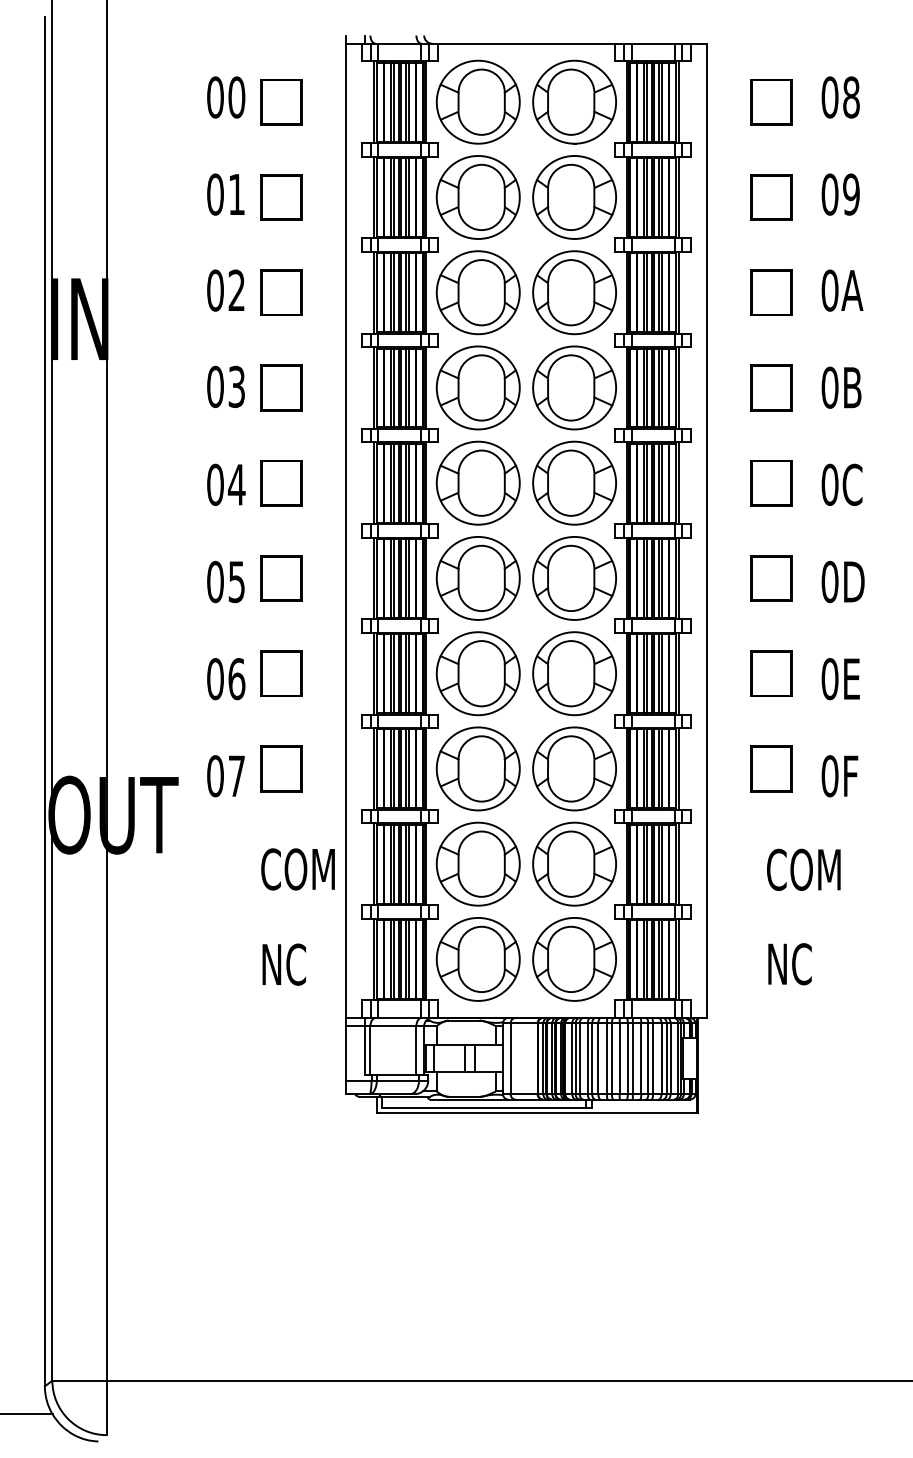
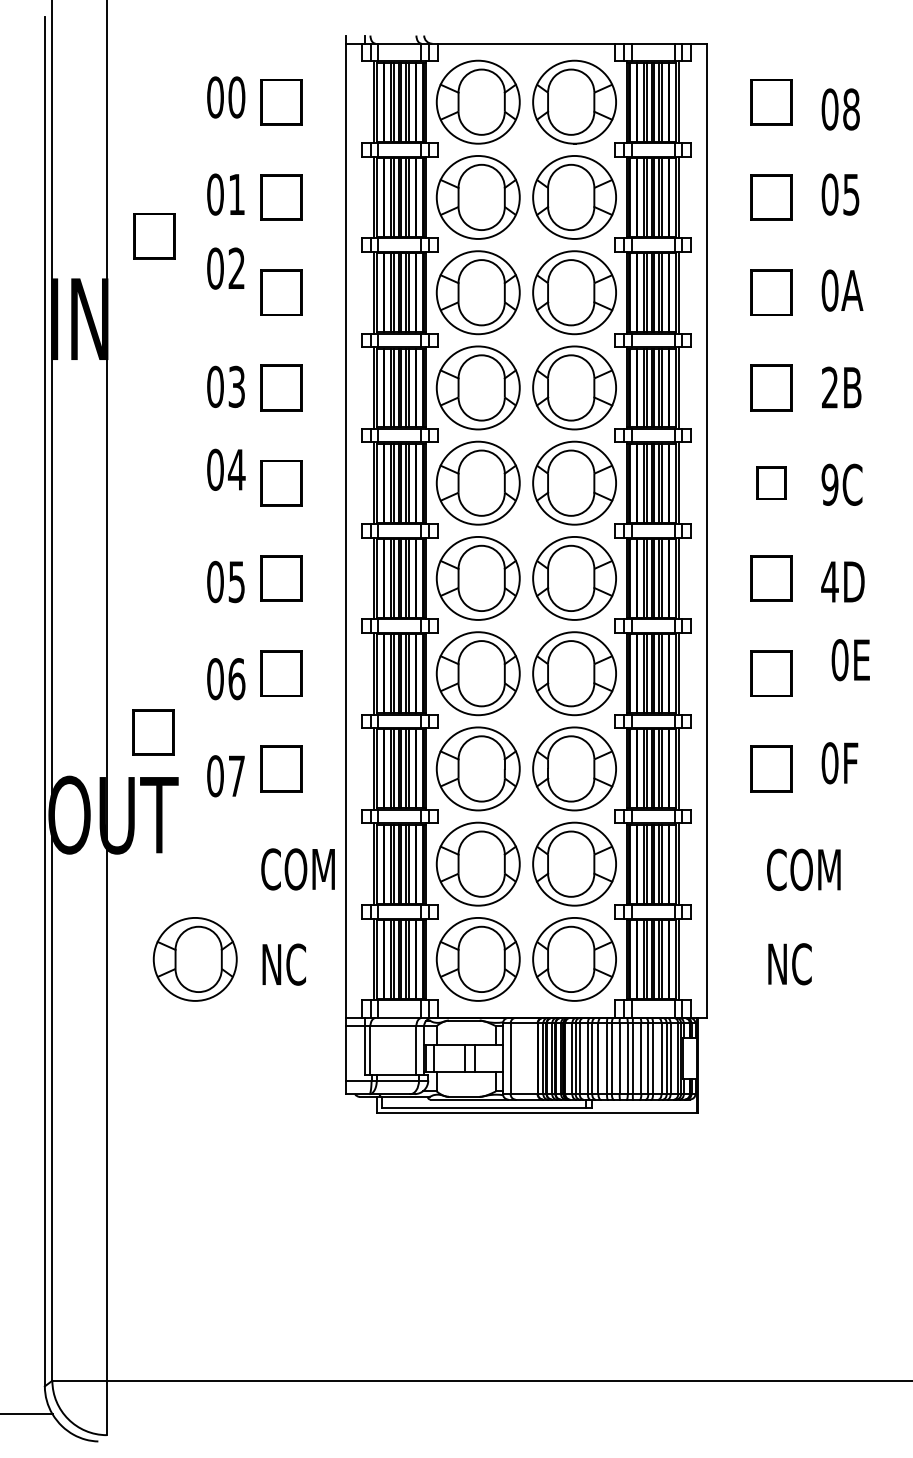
text position: (840, 97) -> (840, 109) (840, 109)
text: 09 -> 05 (851, 194)
part: none -> present (154, 236)
text position: (225, 290) -> (225, 268) (225, 268)
text: 0B -> 2B (829, 387)
part size: 43x47 px -> 31x34 px (771, 482)
text position: (226, 484) -> (226, 469) (226, 469)
text: 0C -> 9C (829, 484)
text: 0D -> 4D (829, 581)
text position: (840, 679) -> (850, 660) (850, 660)
part: none -> present (153, 732)
text position: (839, 776) -> (839, 763) (839, 763)
part: none -> present (194, 959)
